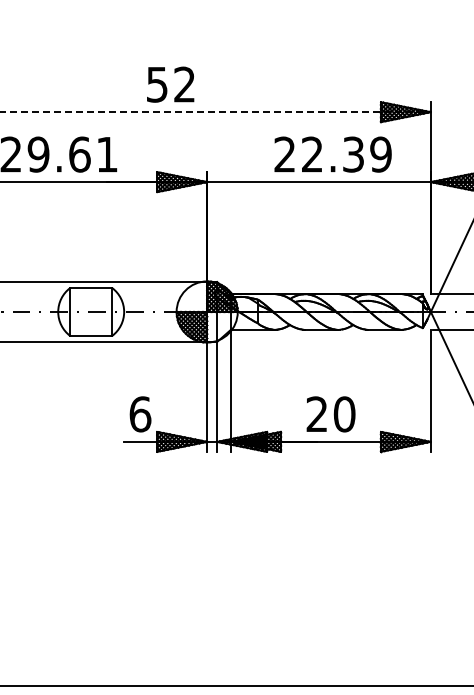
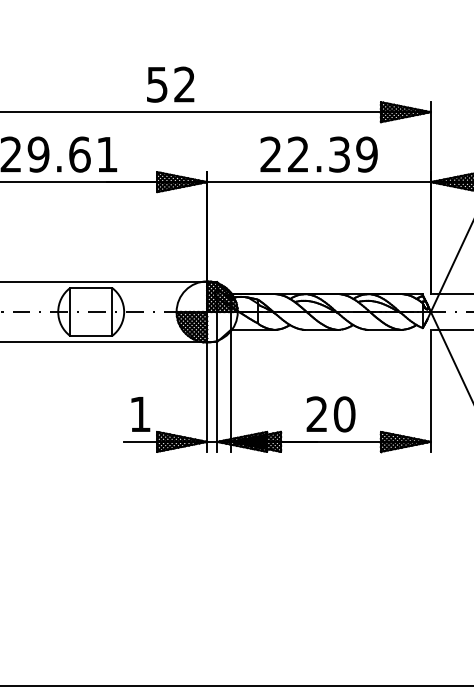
line: dashed -> solid (216, 112)
text position: (332, 154) -> (318, 154) (318, 154)
text: 6 -> 1 (140, 414)
